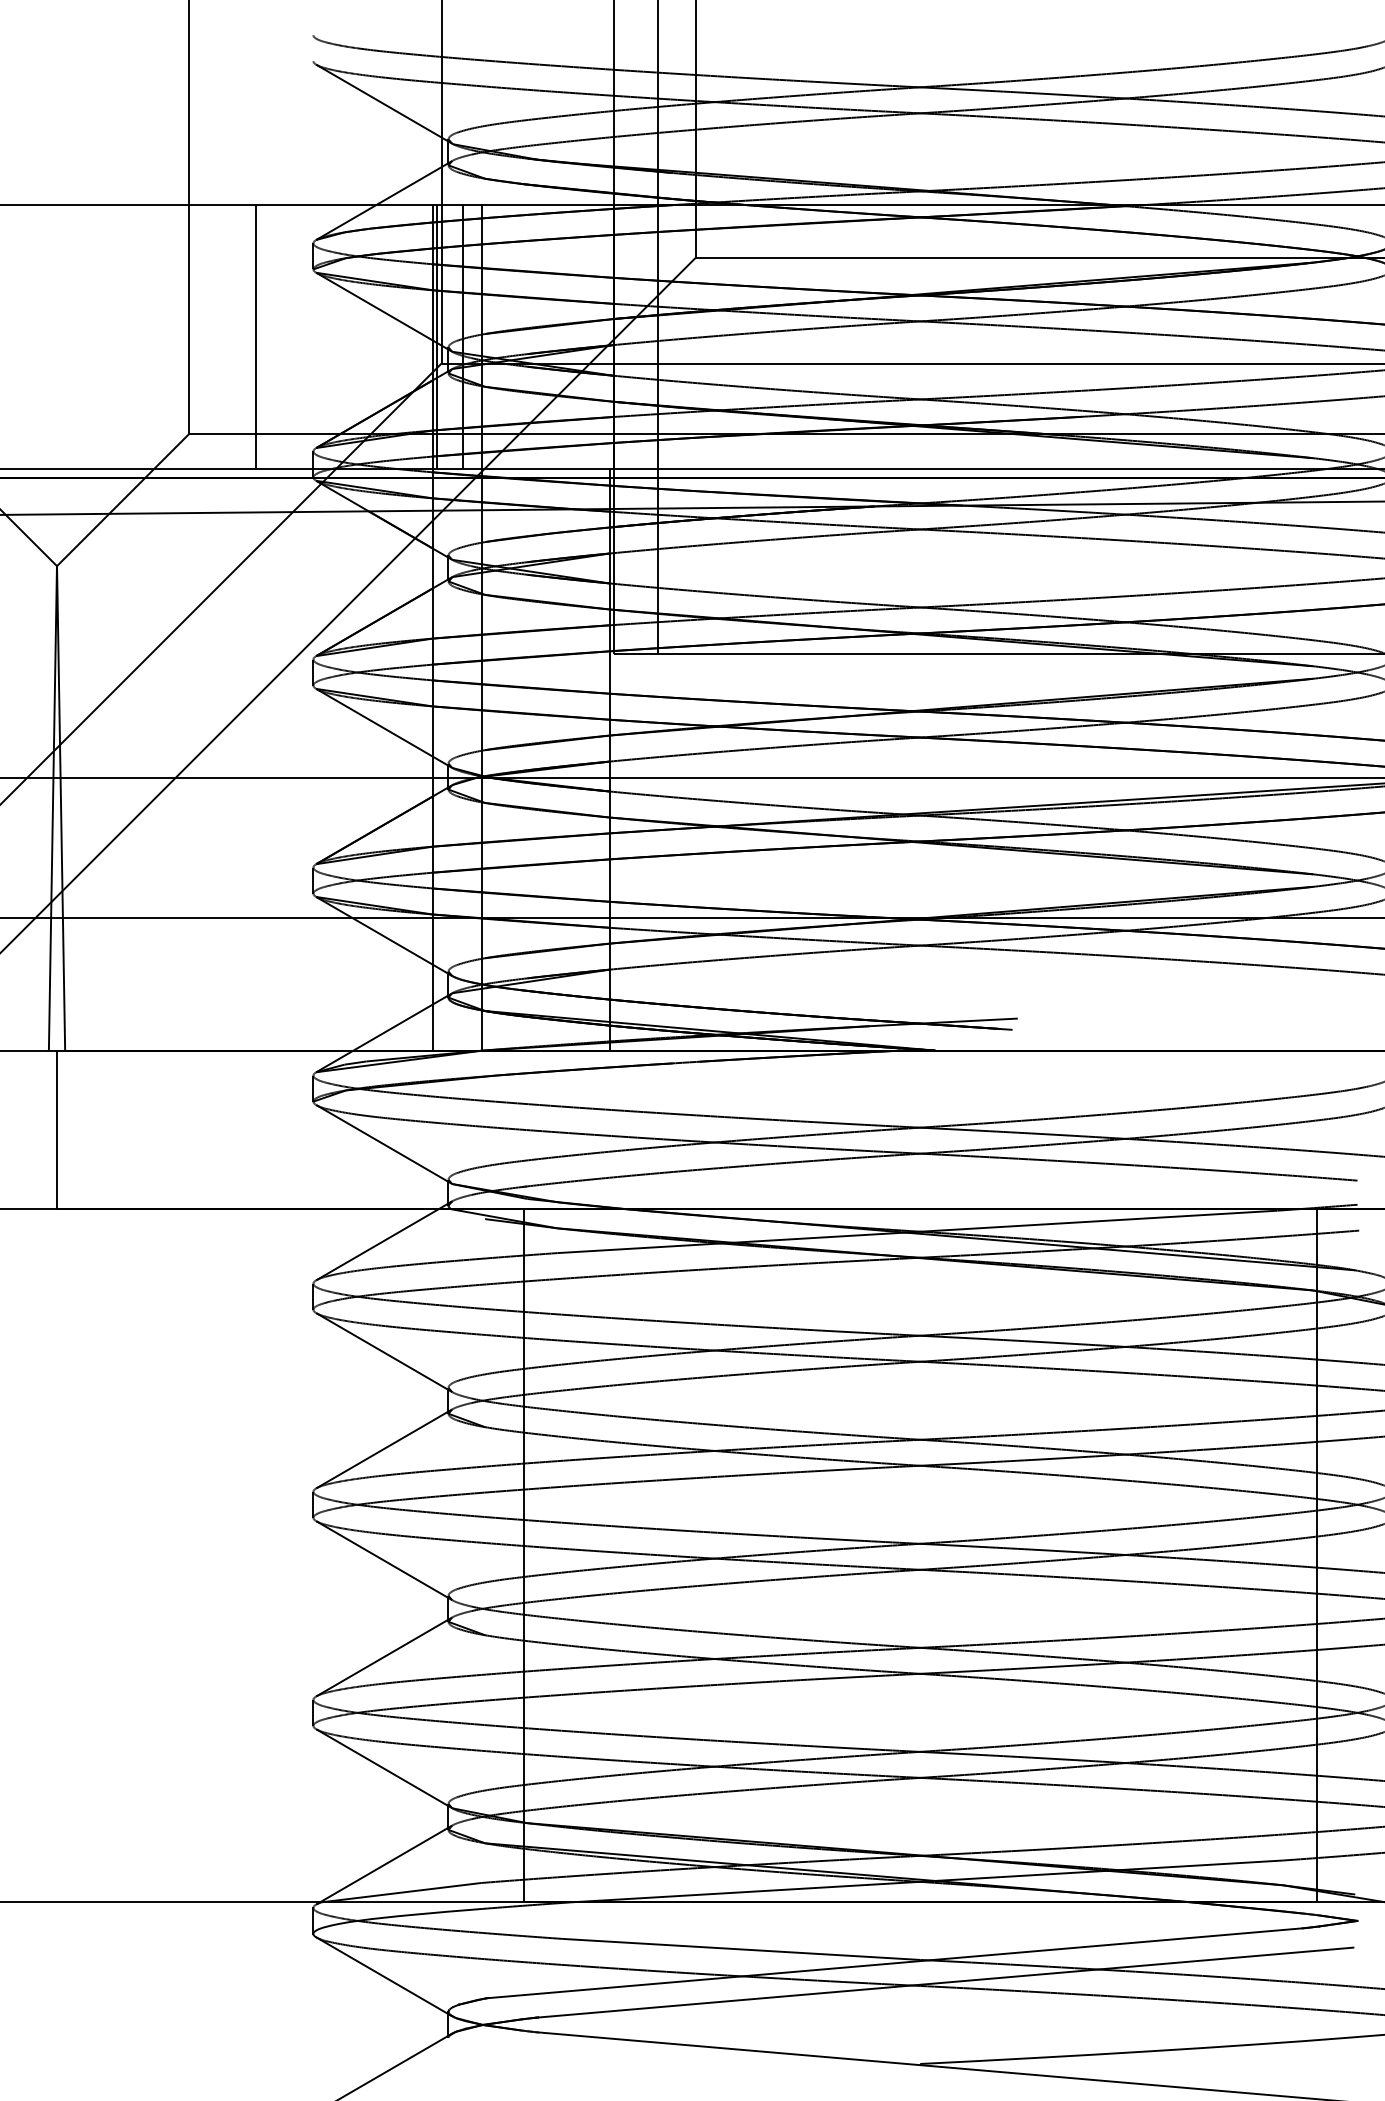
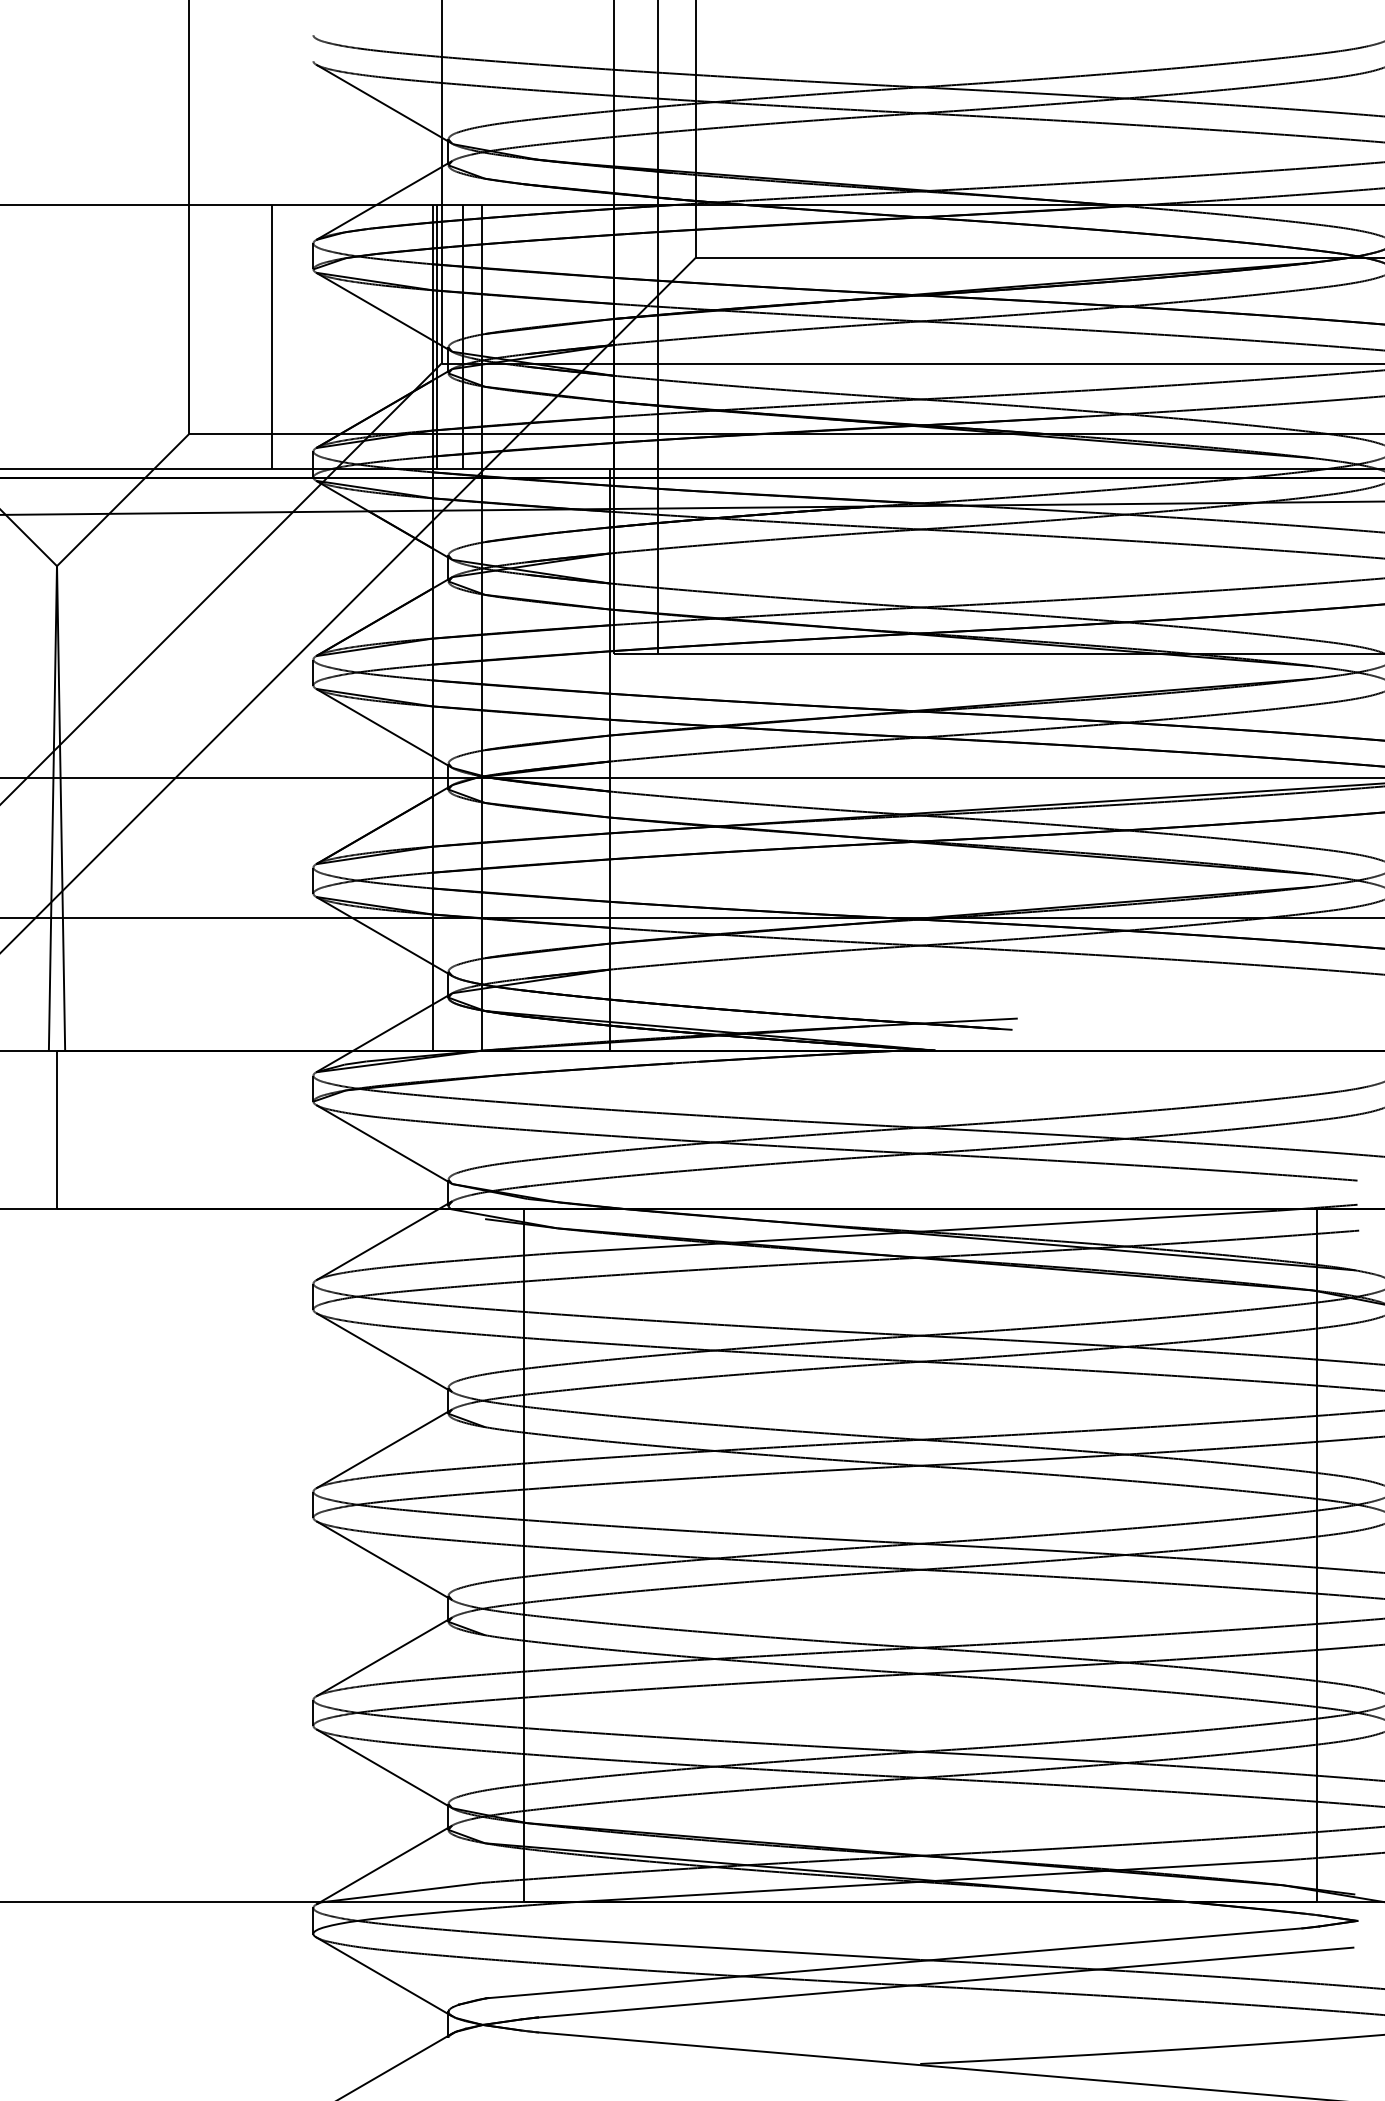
line position: (256, 337) -> (272, 337) (272, 337)
